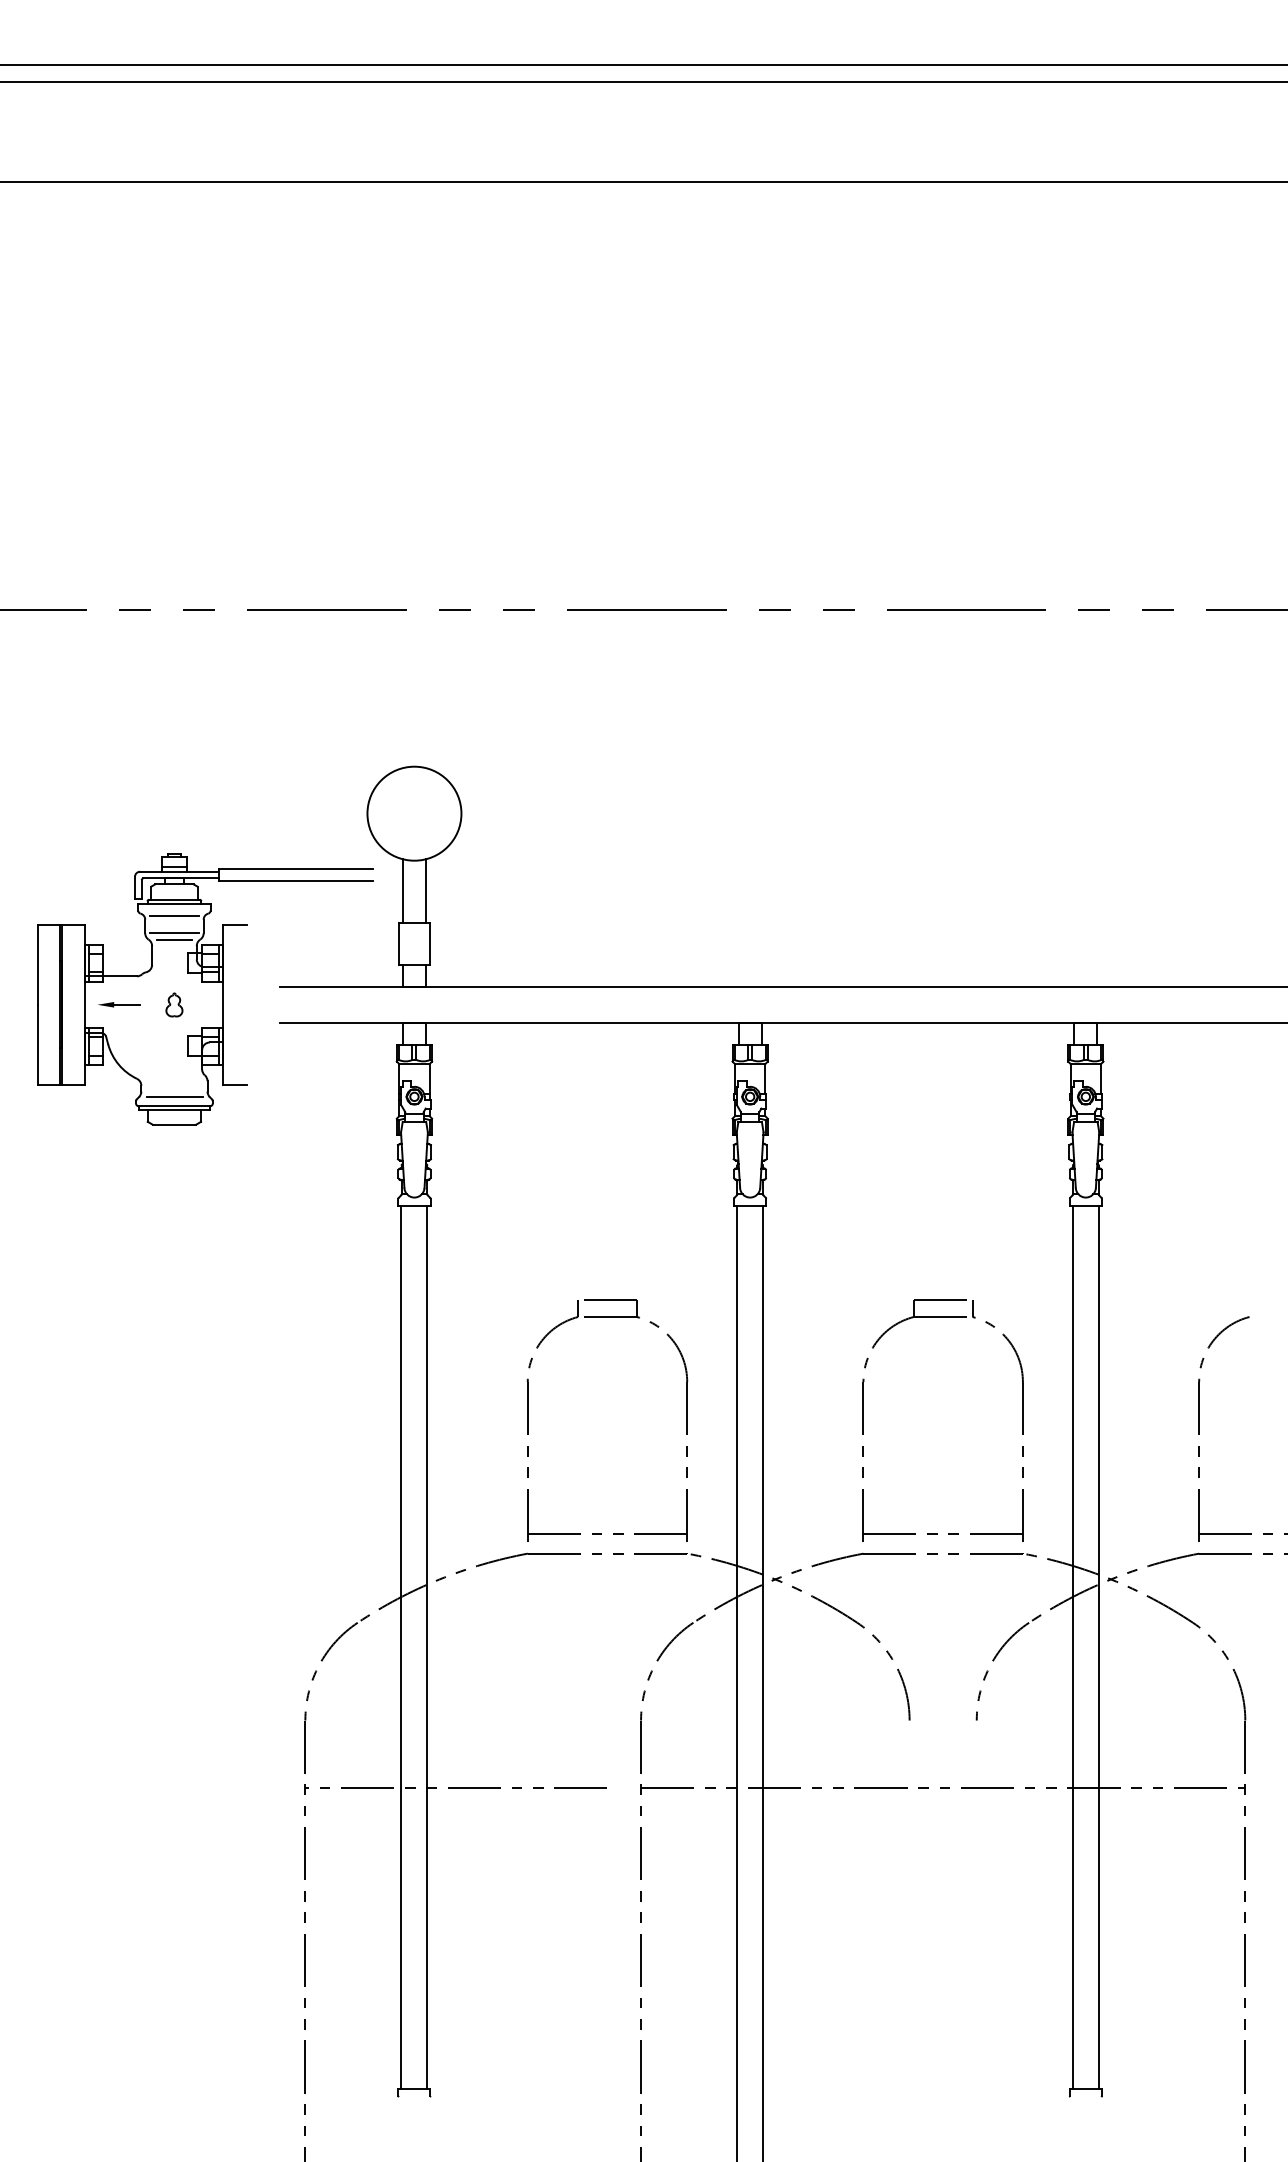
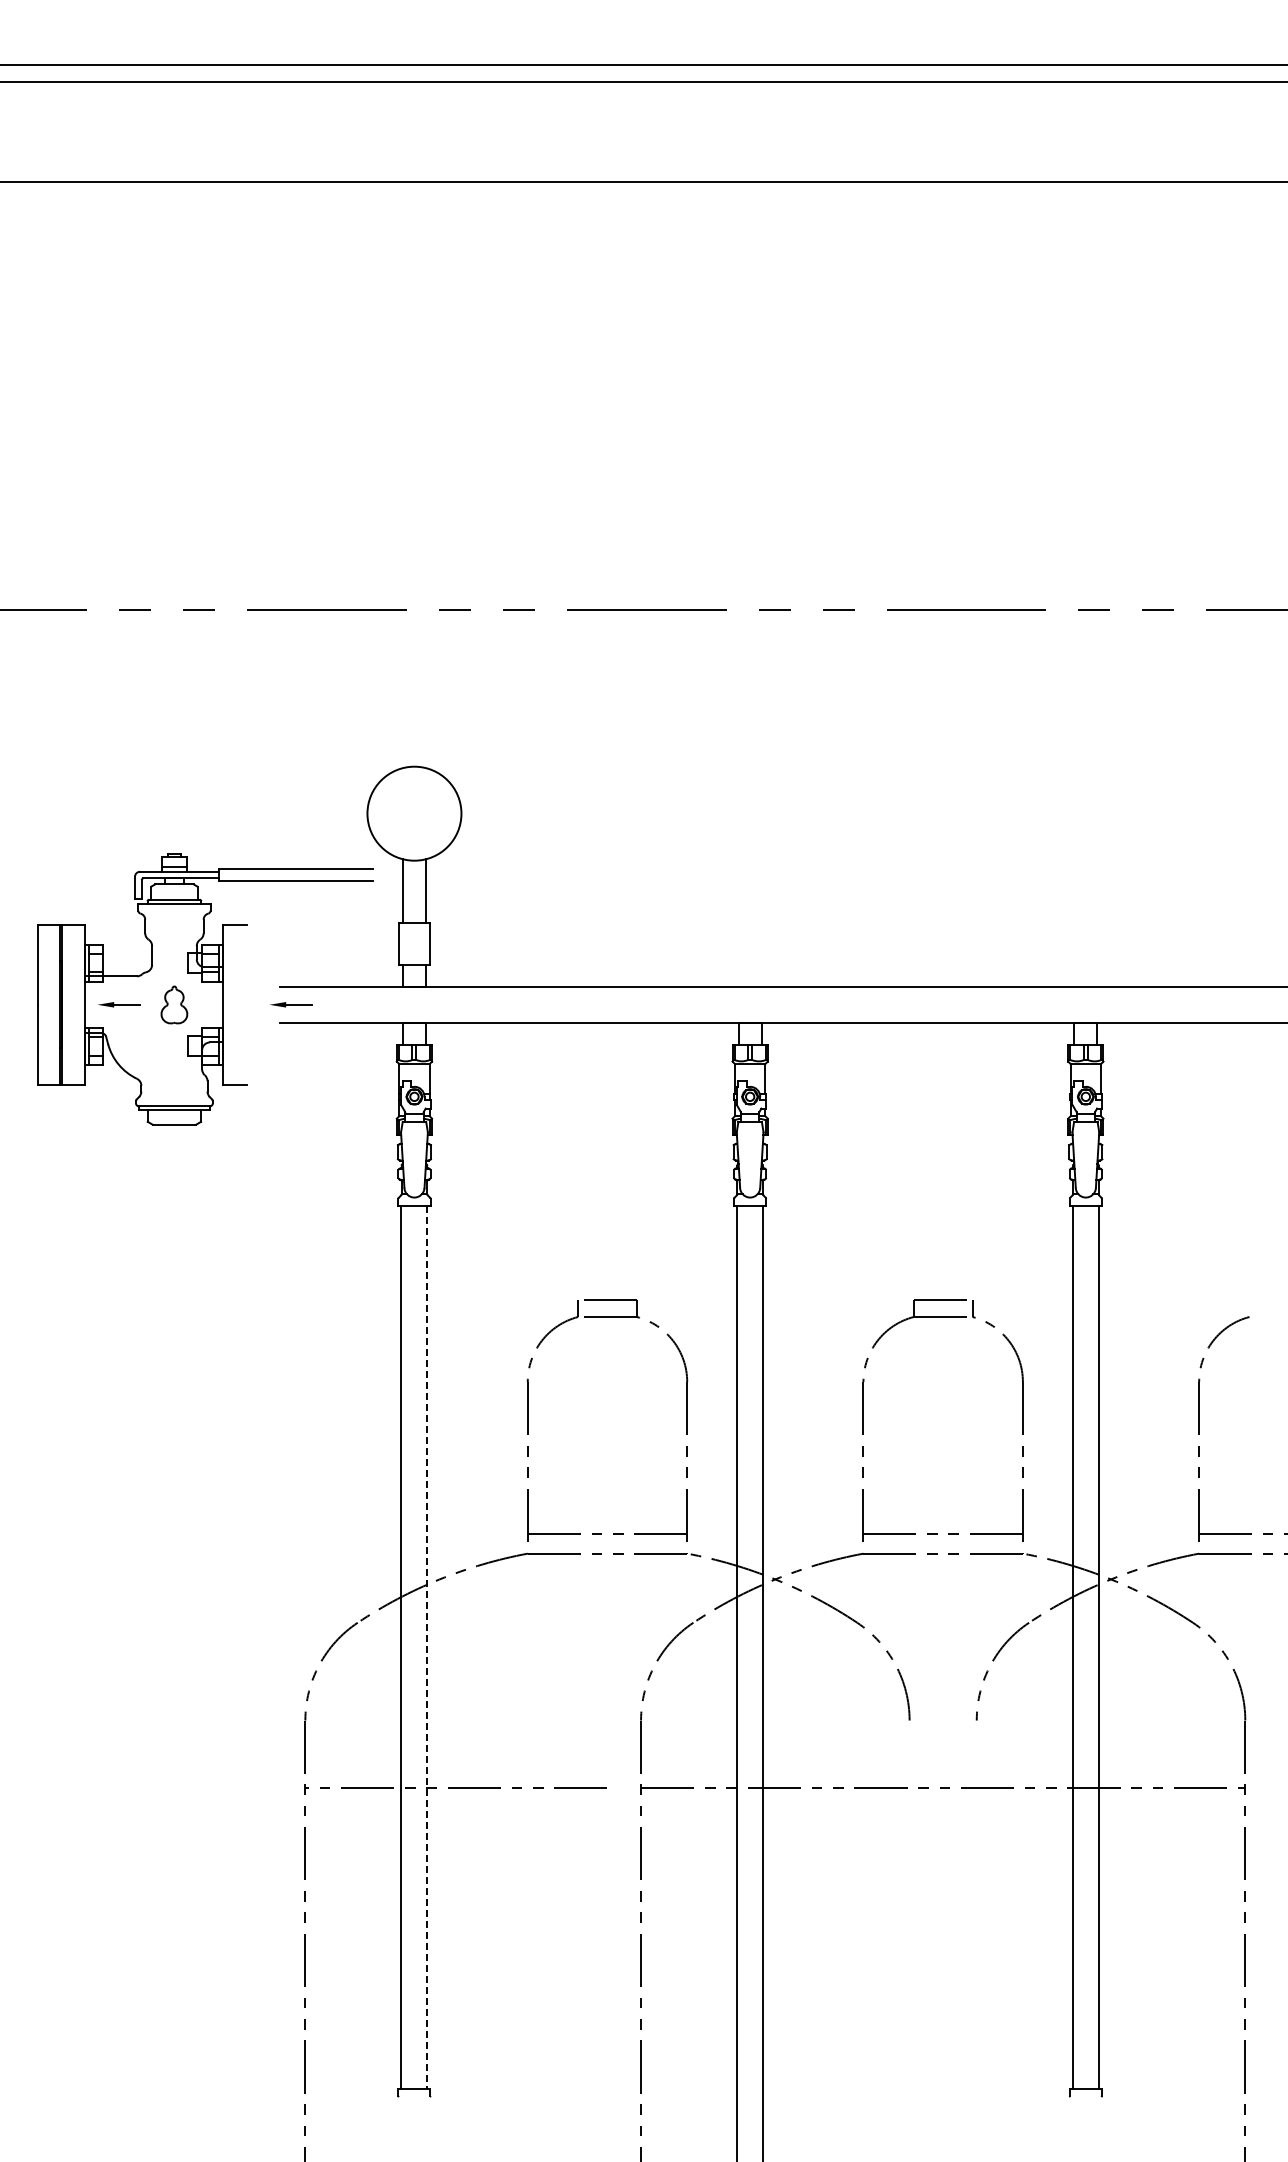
line: present -> none (174, 915)
line: present -> none (174, 933)
line: present -> none (174, 939)
part size: 19x26 px -> 29x40 px (174, 1004)
part: none -> present (291, 1004)
line: present -> none (174, 1097)
line: solid -> dashed (427, 1647)
